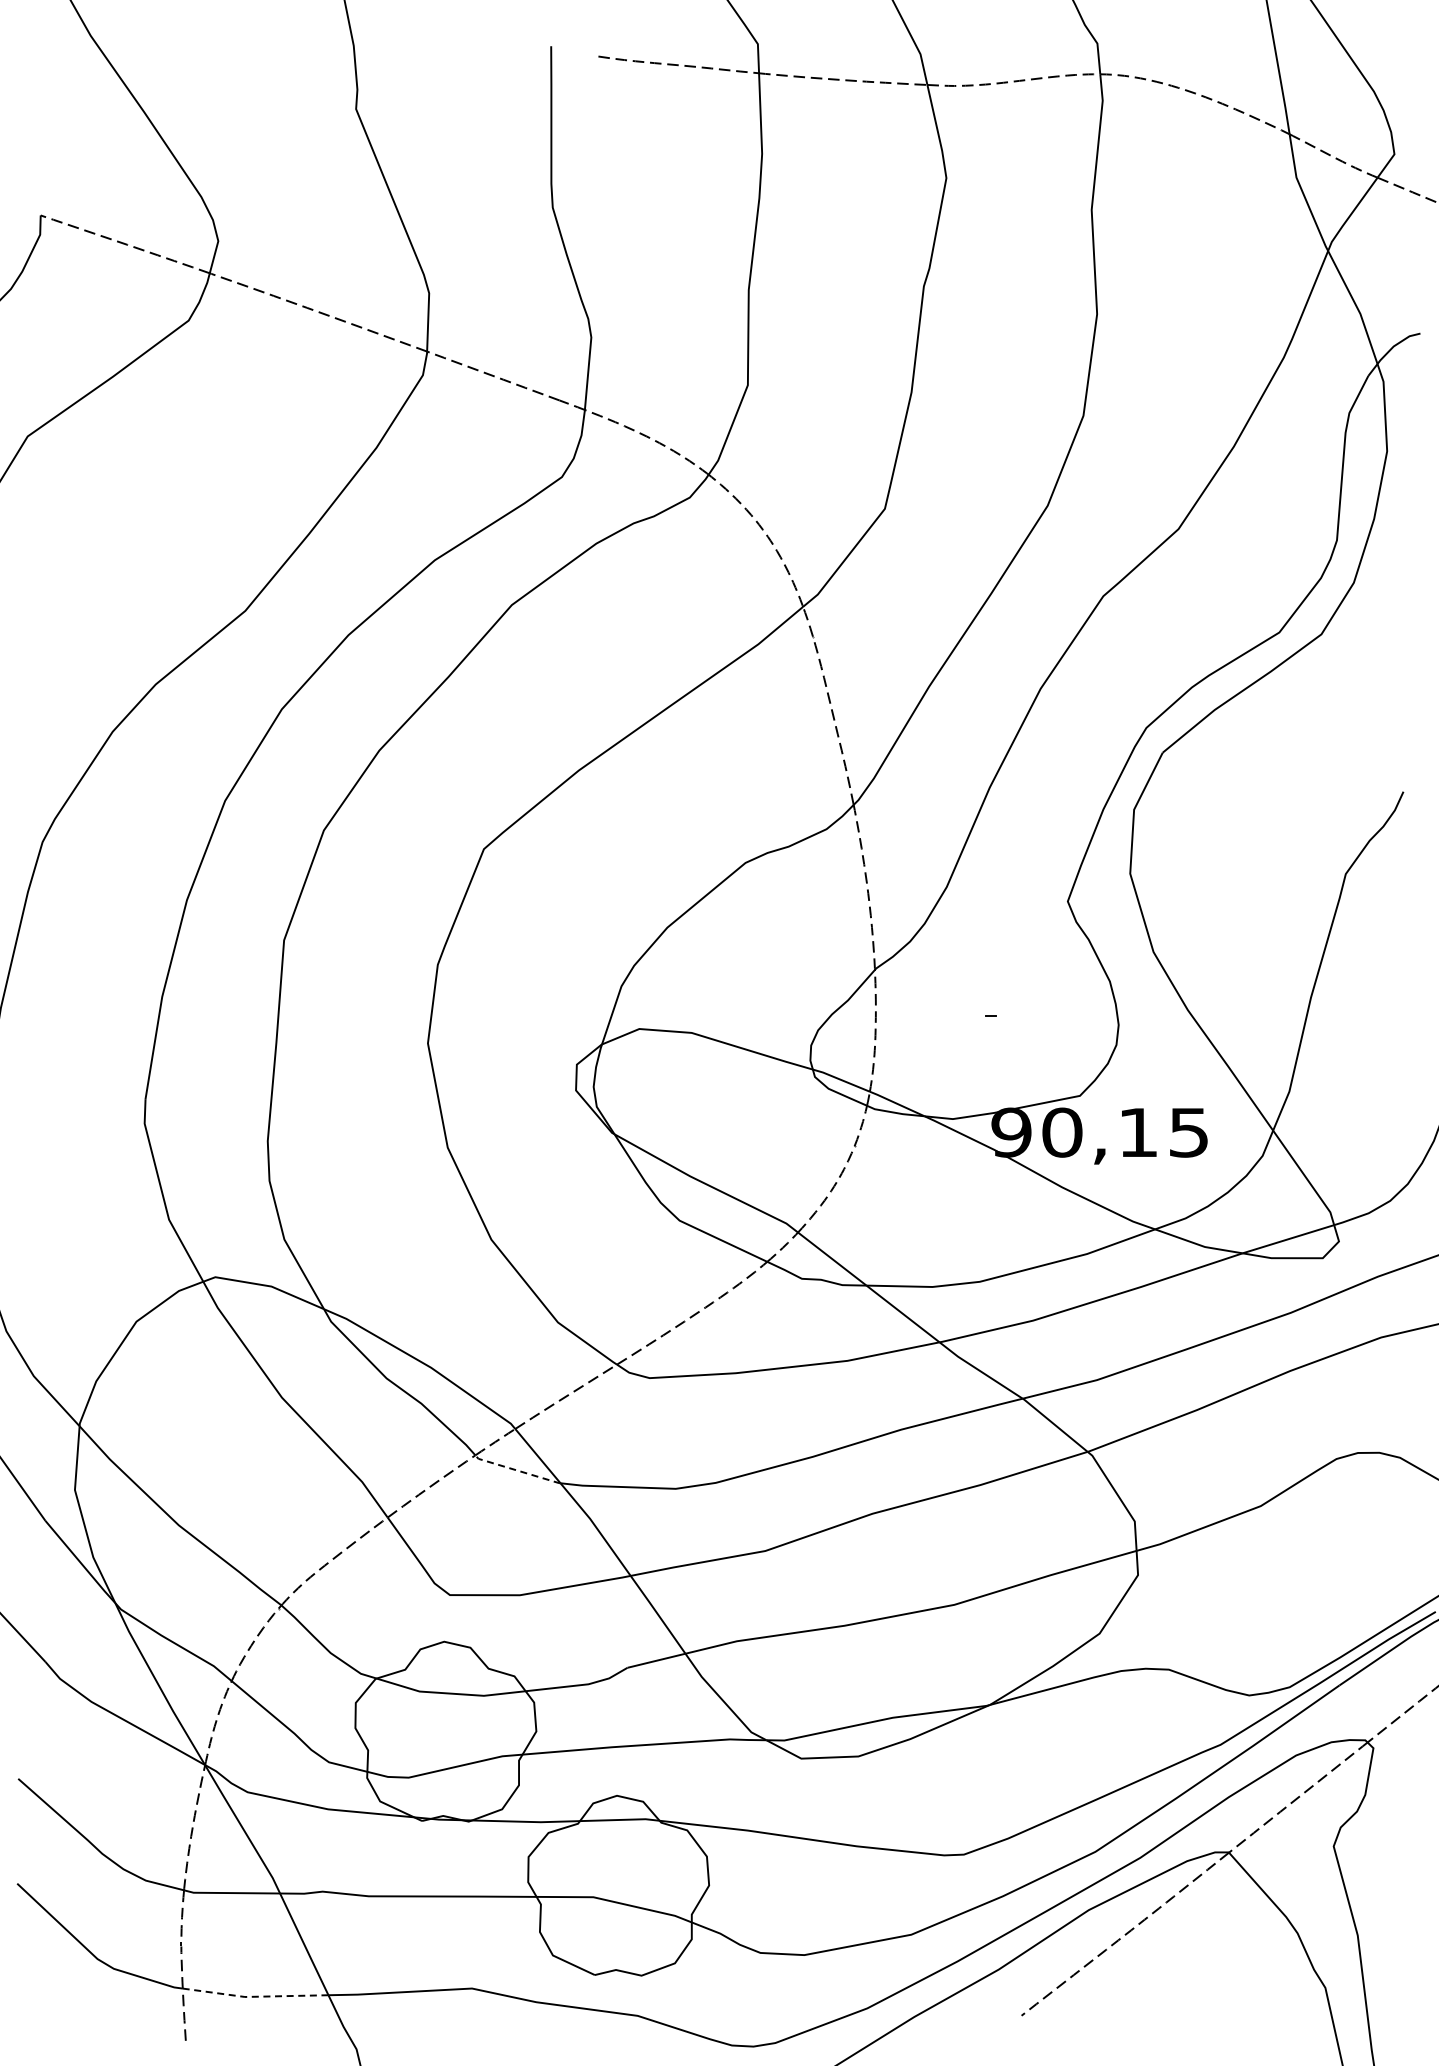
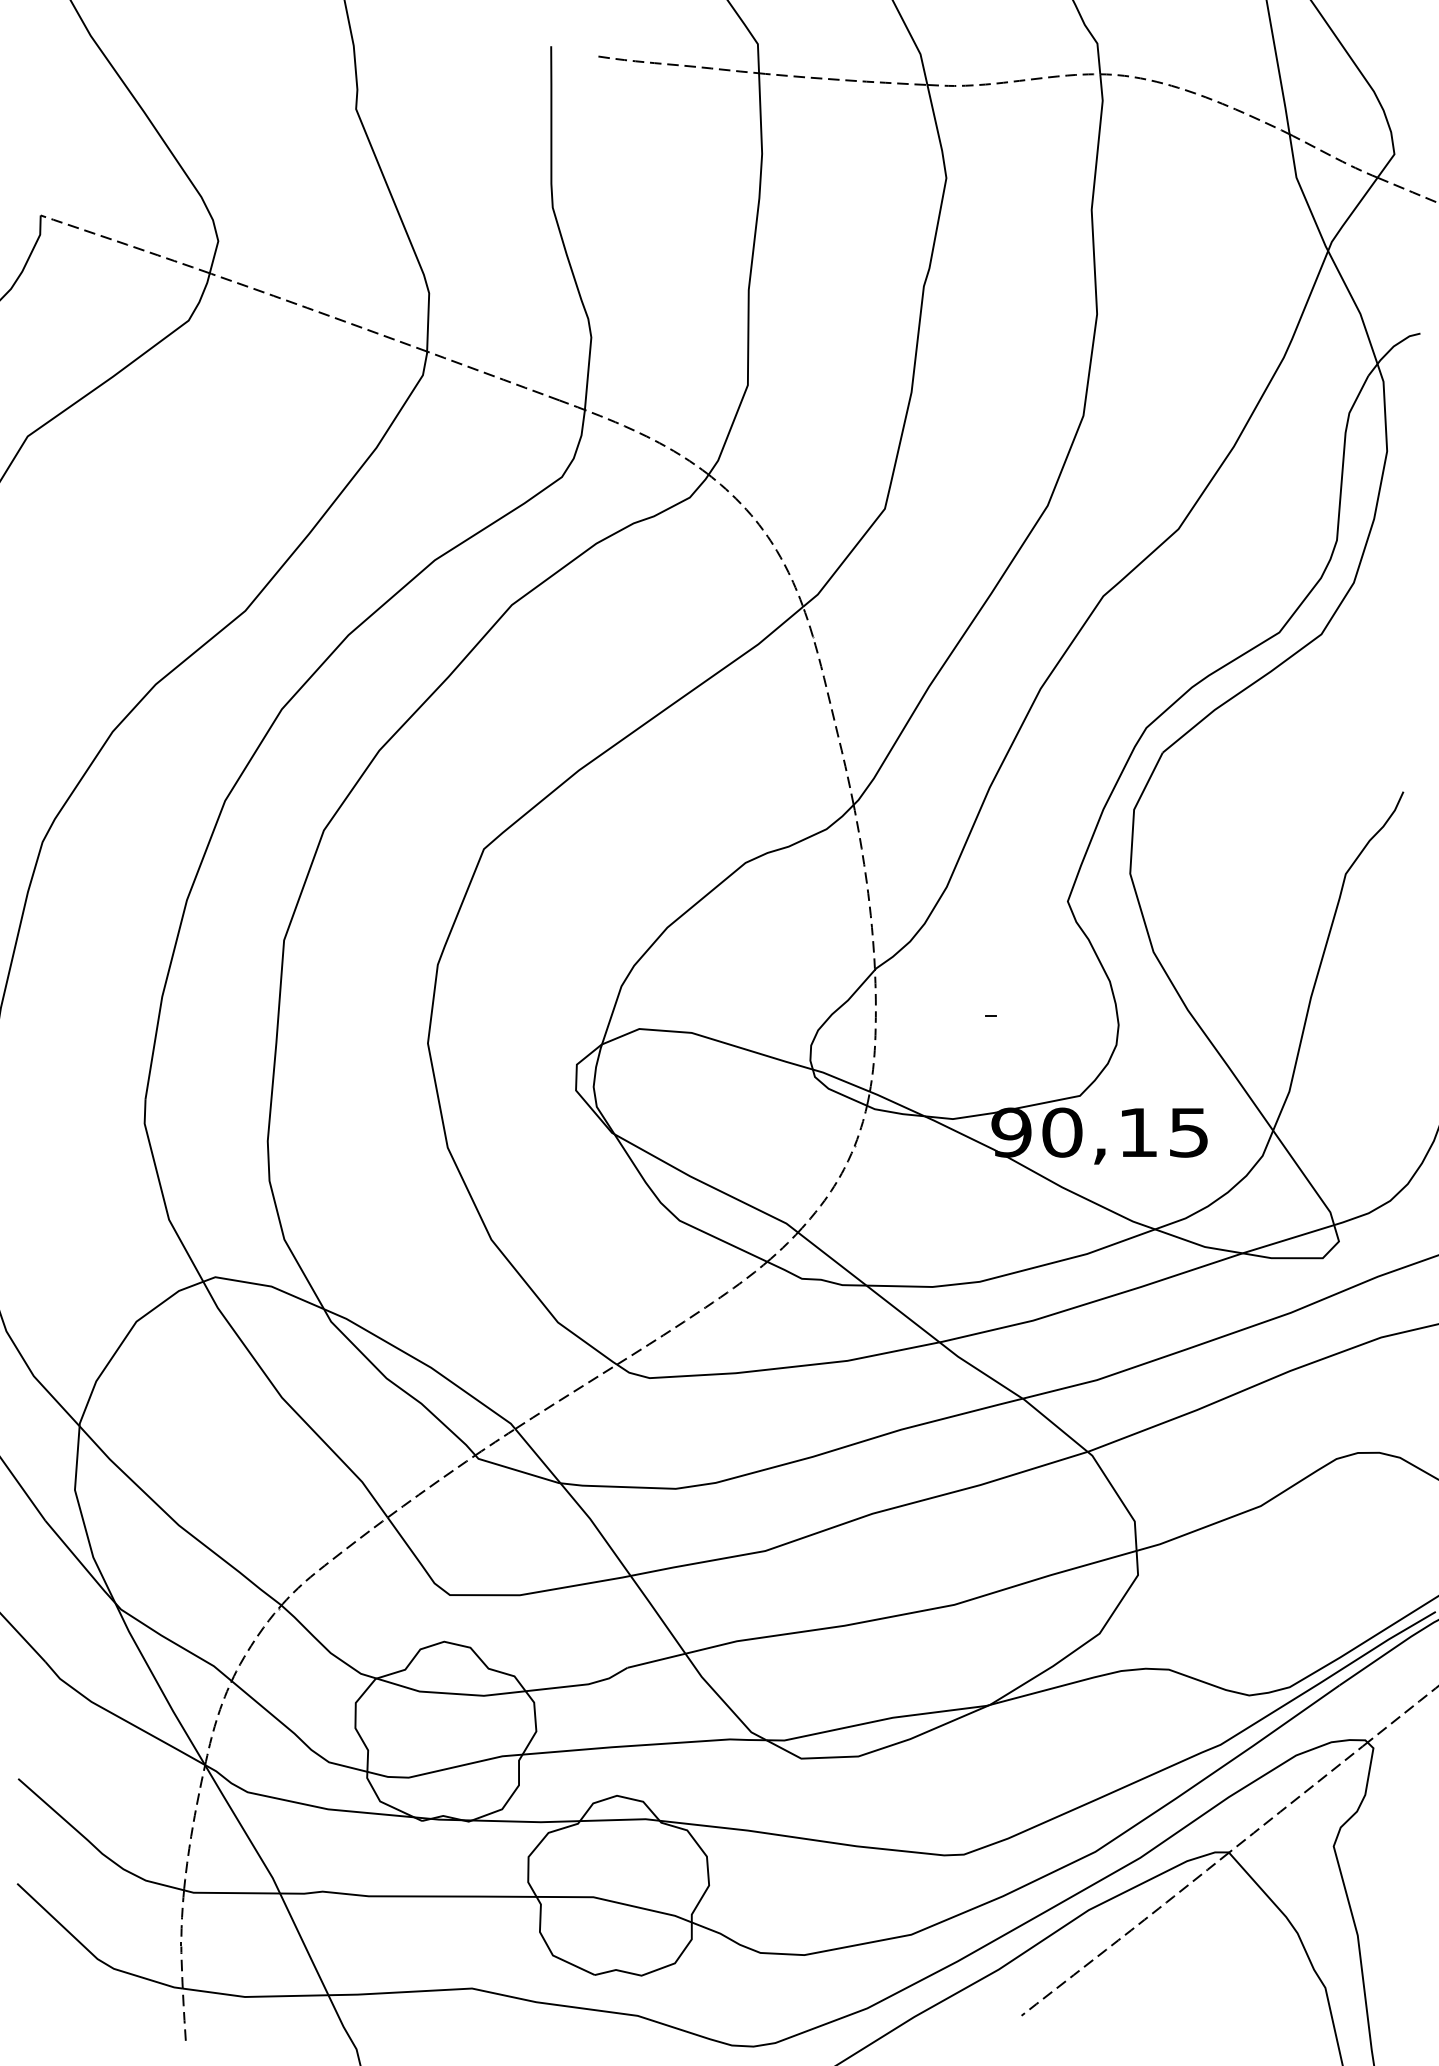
line: dashed -> solid (517, 1470)
line: dashed -> solid (254, 1996)
